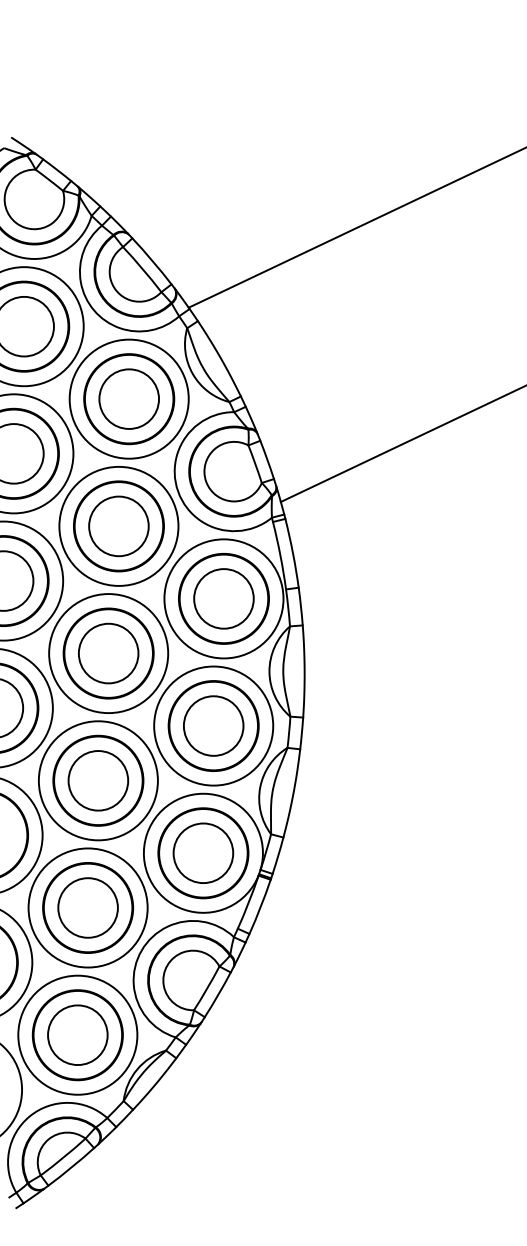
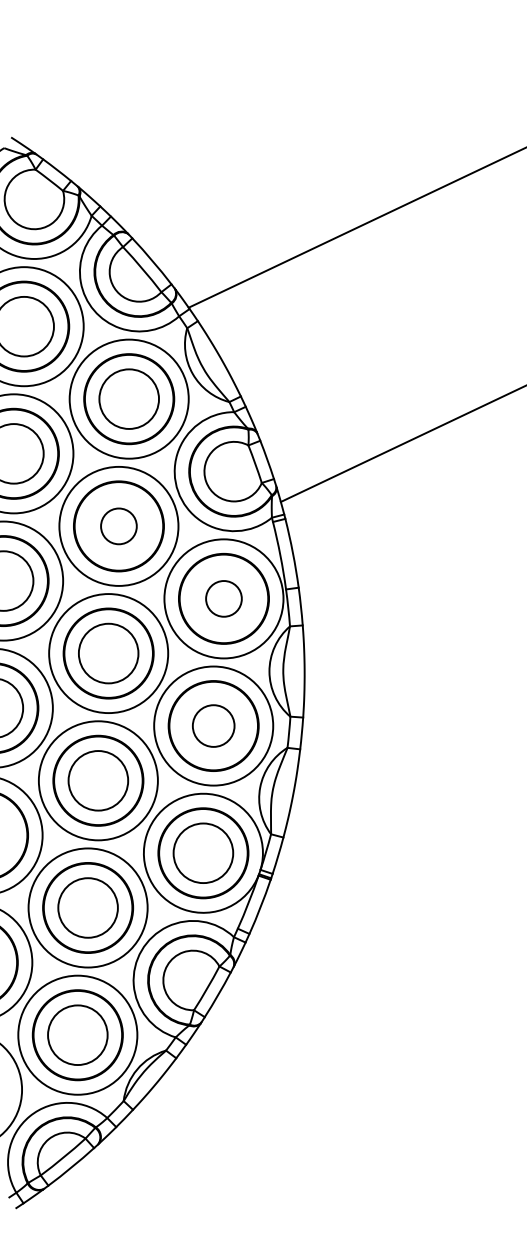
circle diameter: 60 px -> 36 px (118, 526)
circle diameter: 60 px -> 36 px (223, 598)
circle diameter: 60 px -> 42 px (213, 725)
